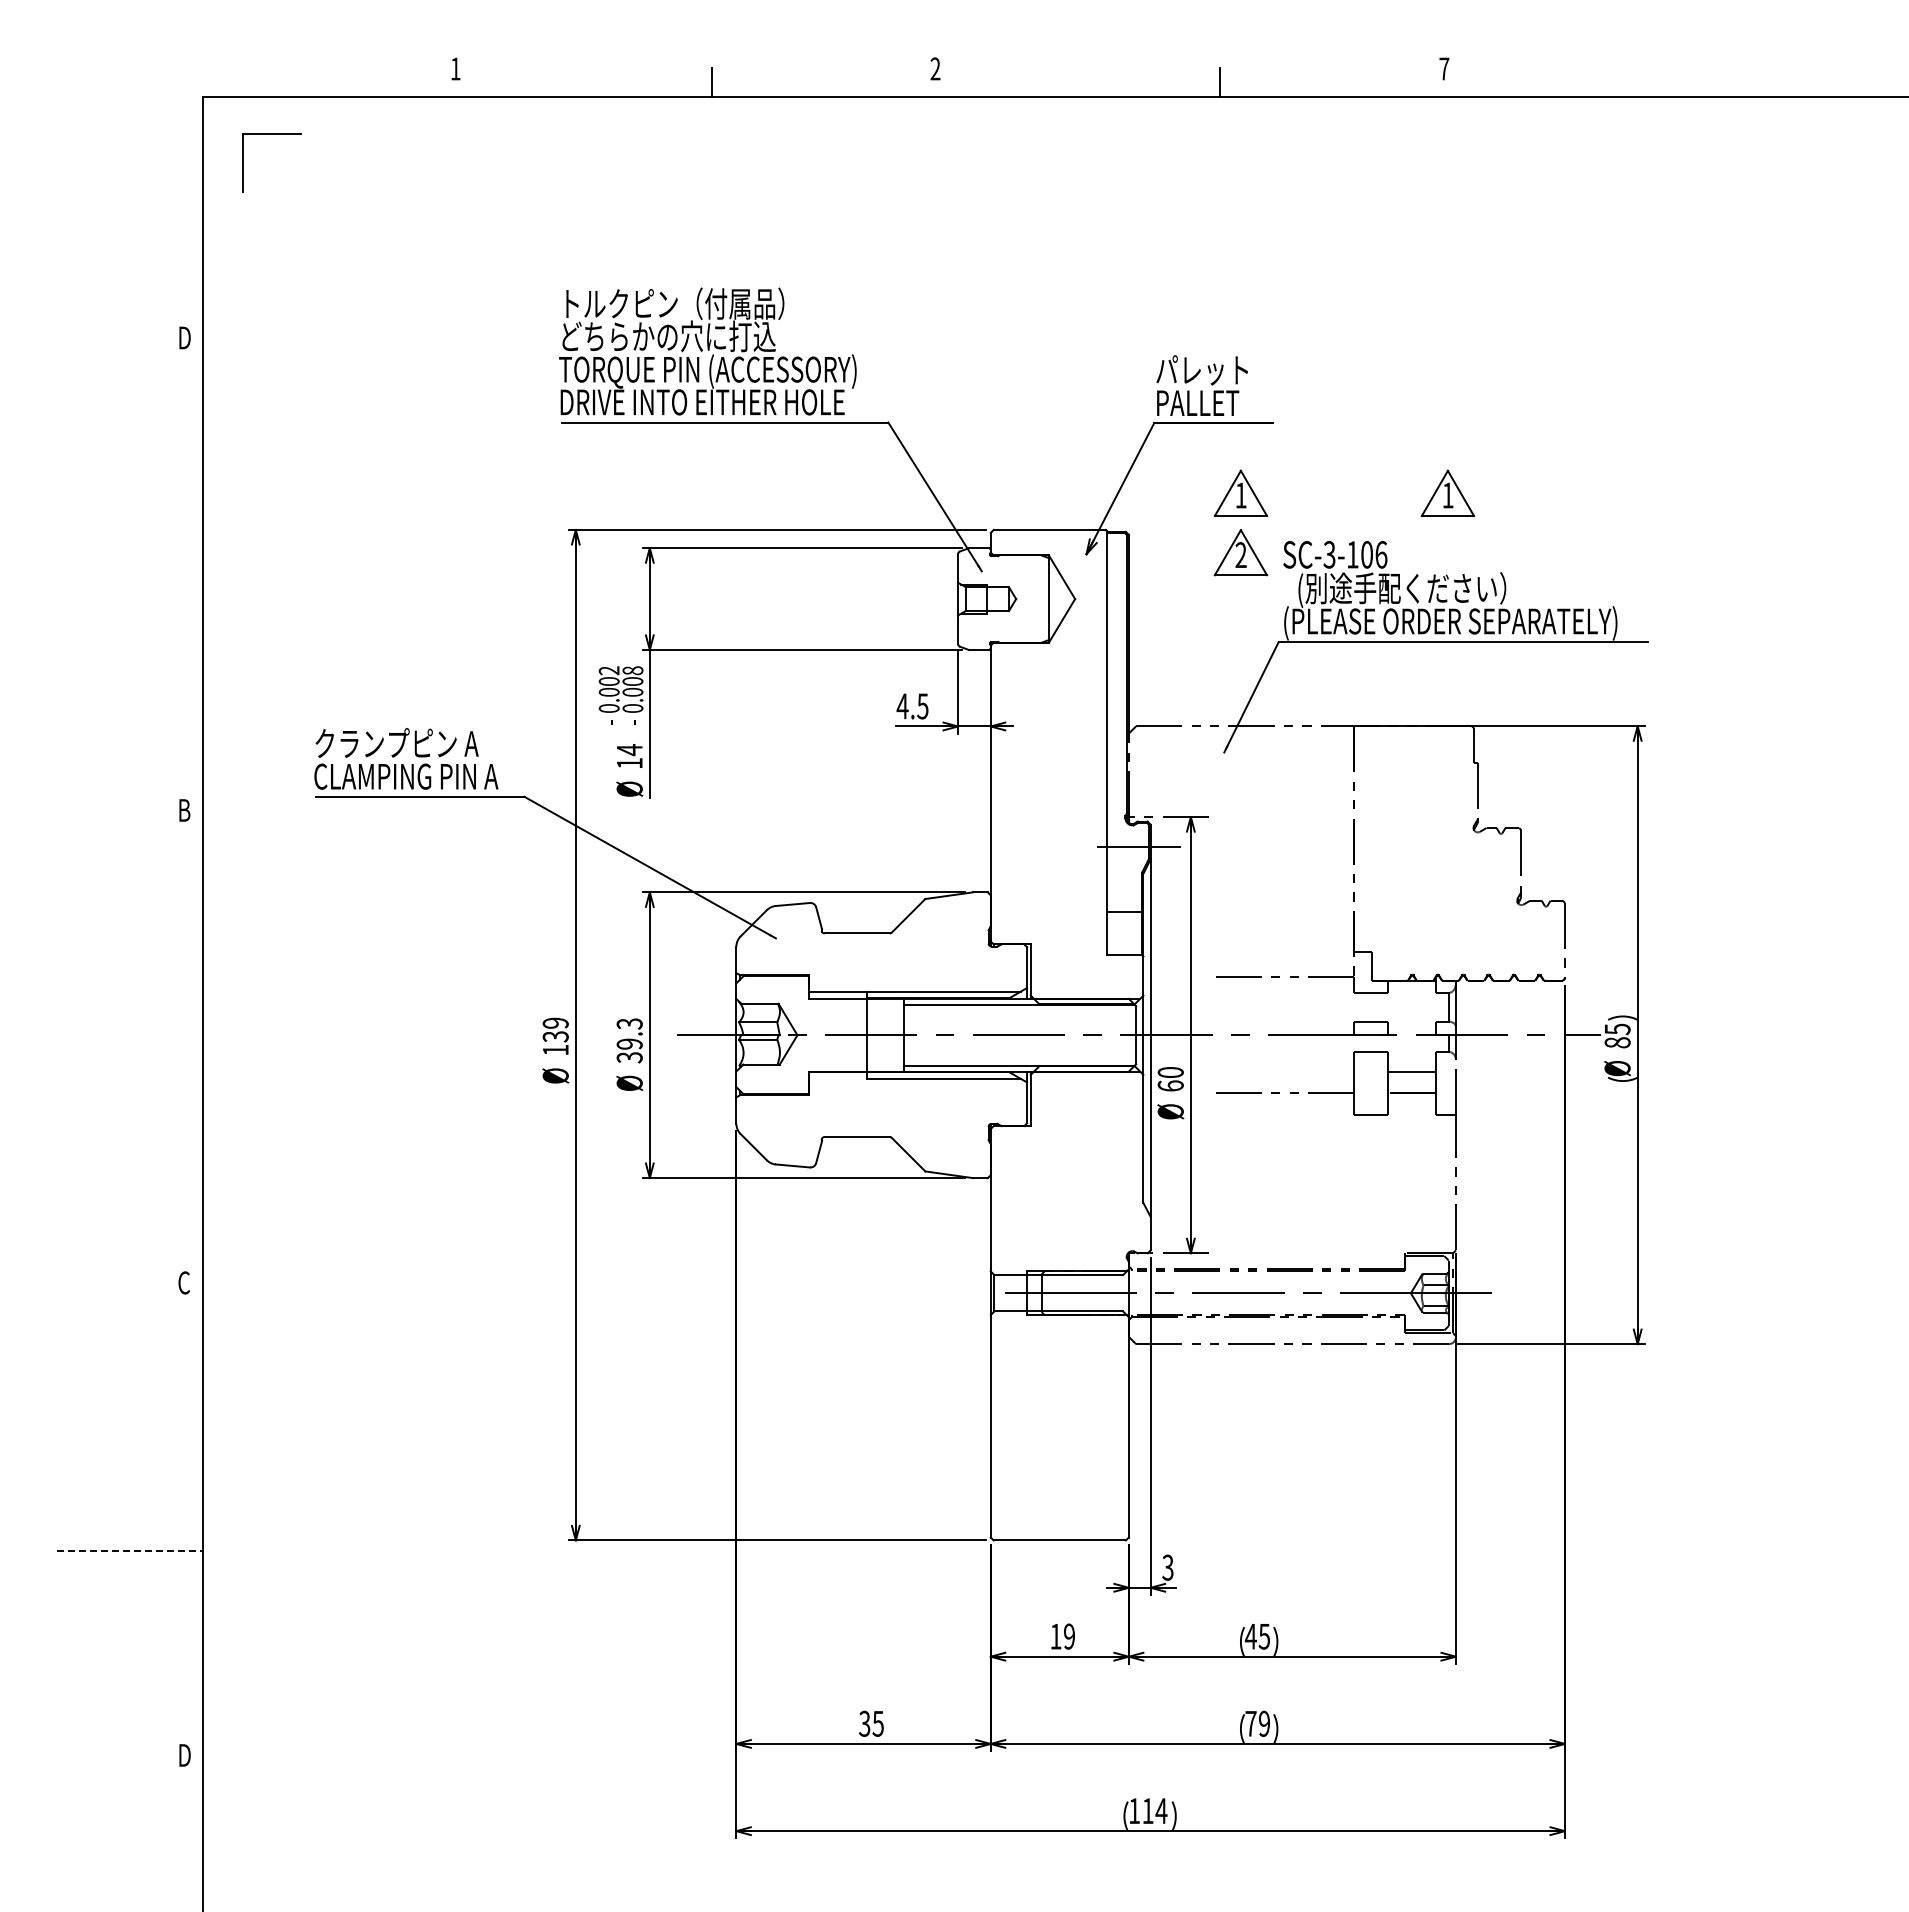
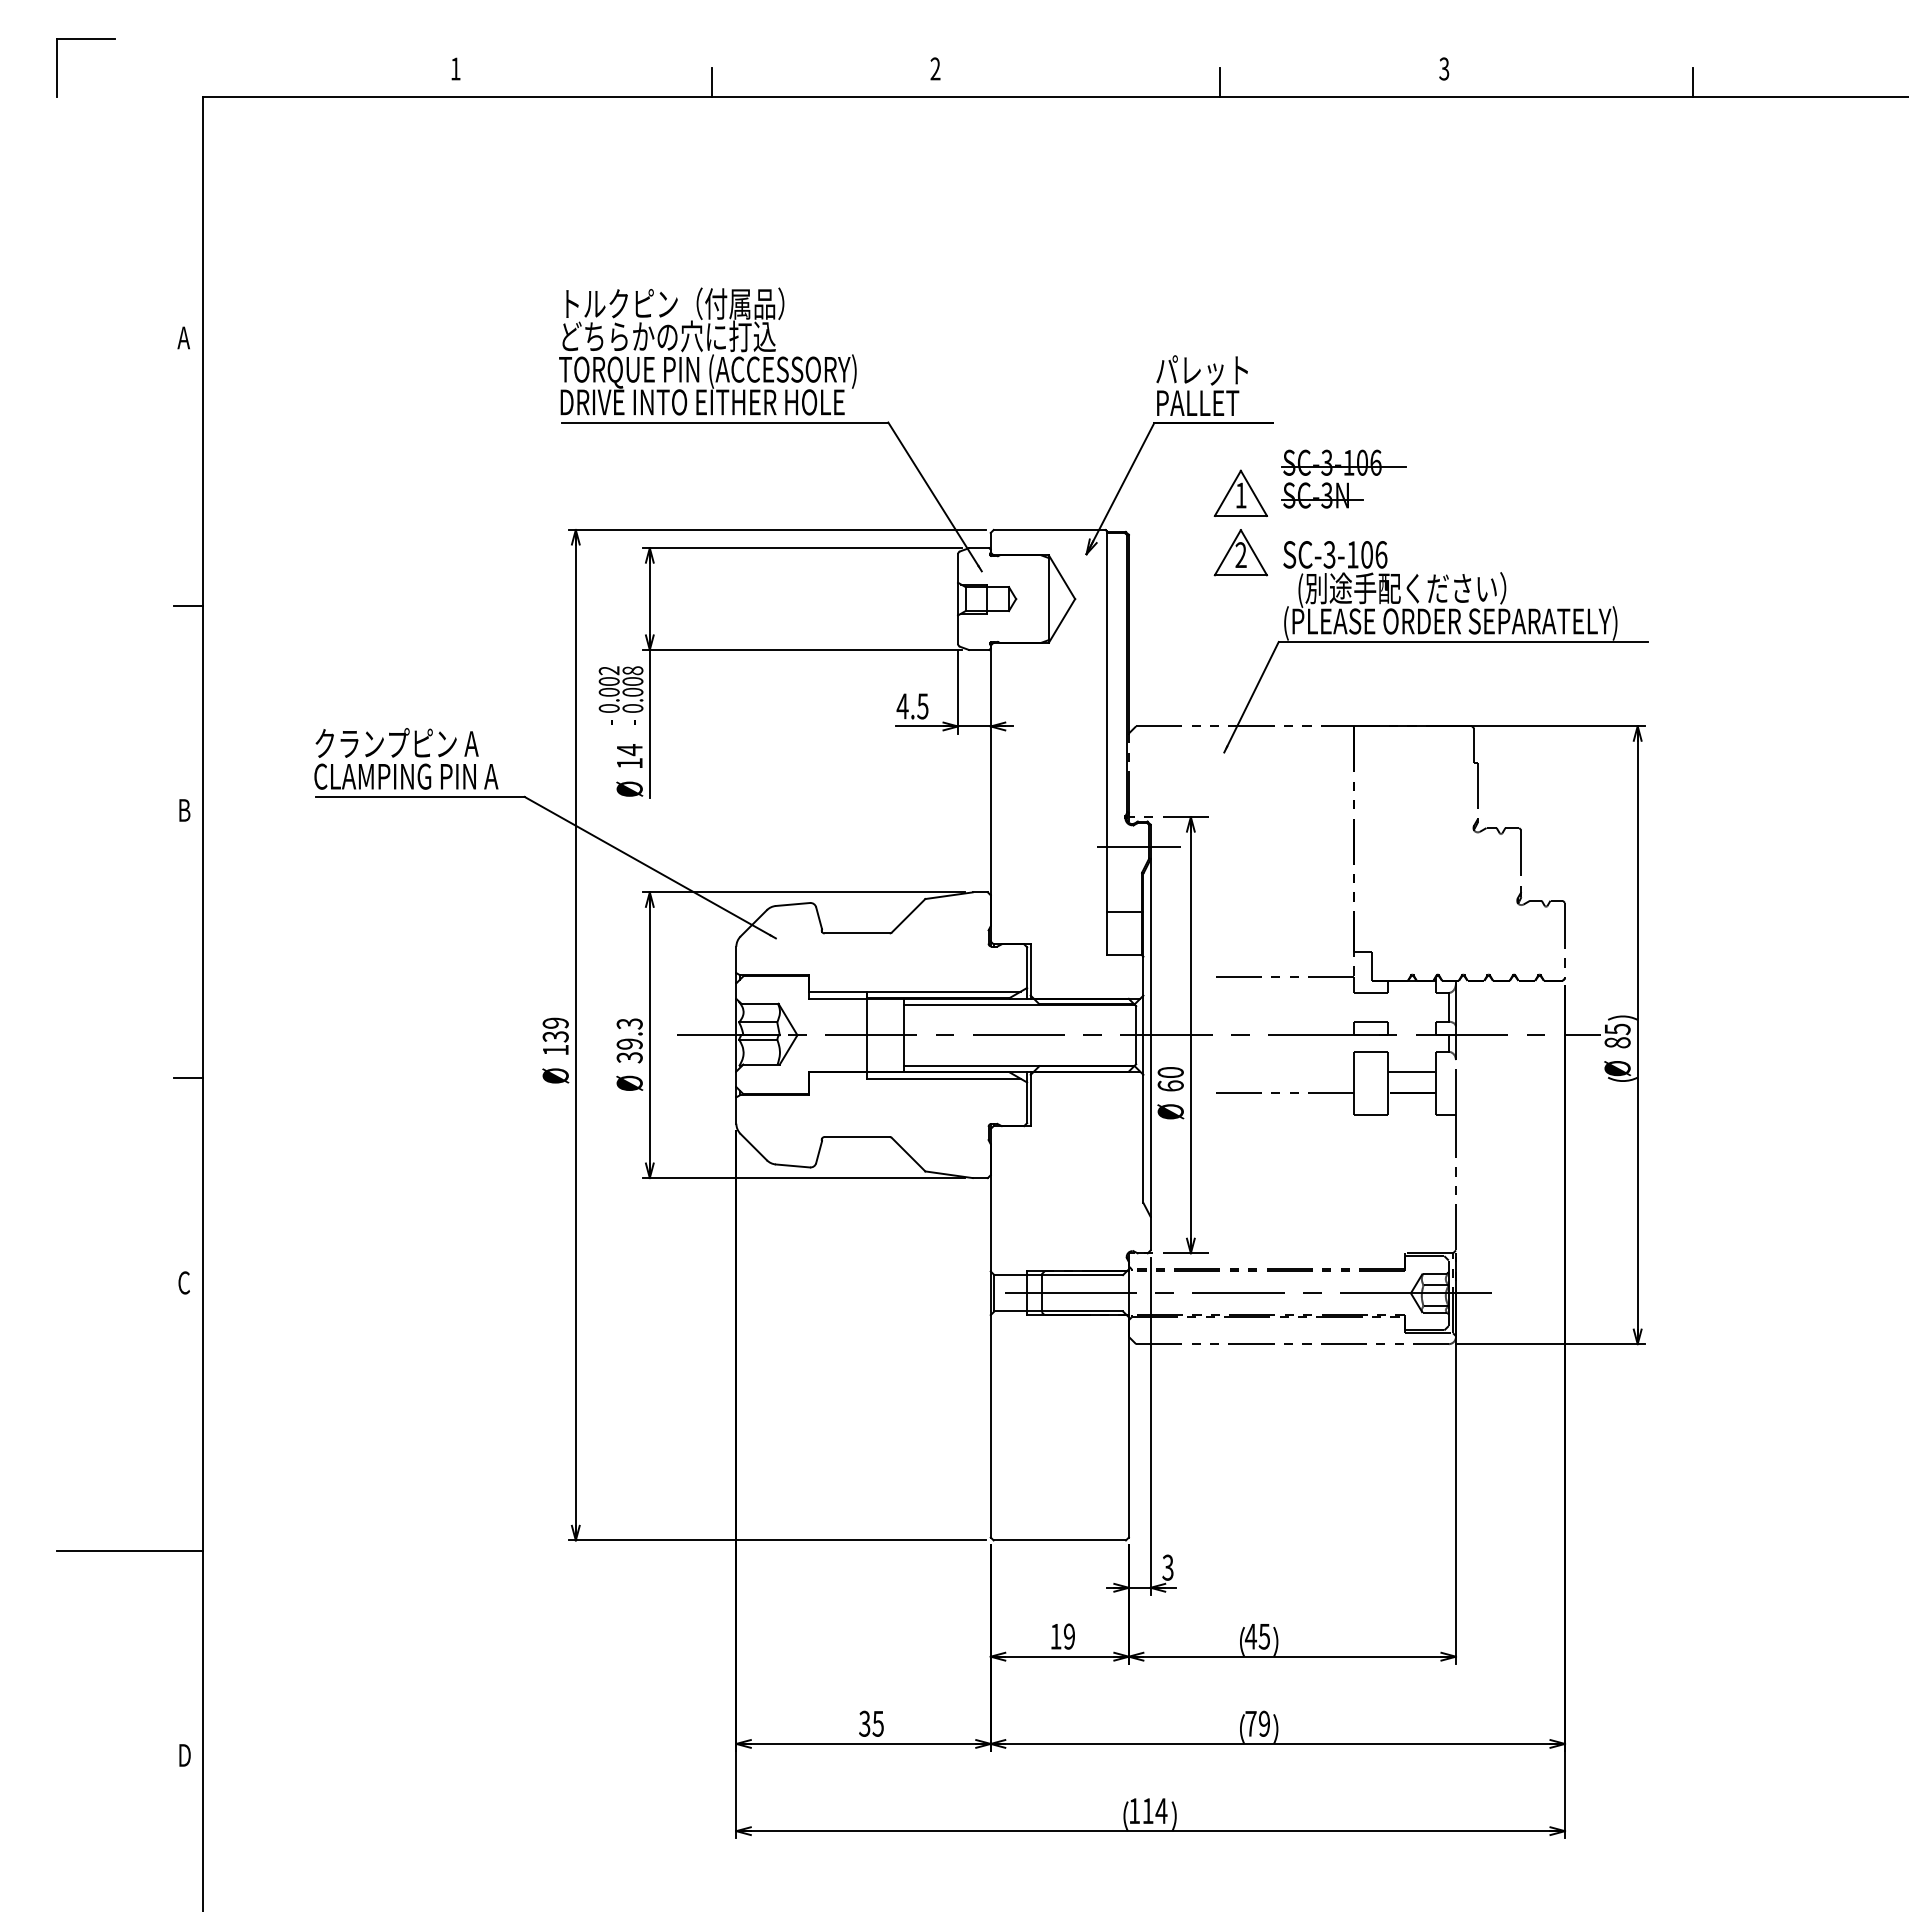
text: 7 -> 3 (1444, 68)
line: none -> present (1692, 81)
part position: (271, 134) -> (85, 39) (85, 39)
text: D -> A (183, 337)
part: none -> present (1343, 478)
part: present -> none (1447, 492)
line: none -> present (187, 605)
line: none -> present (187, 1078)
line: dashed -> solid (130, 1550)
